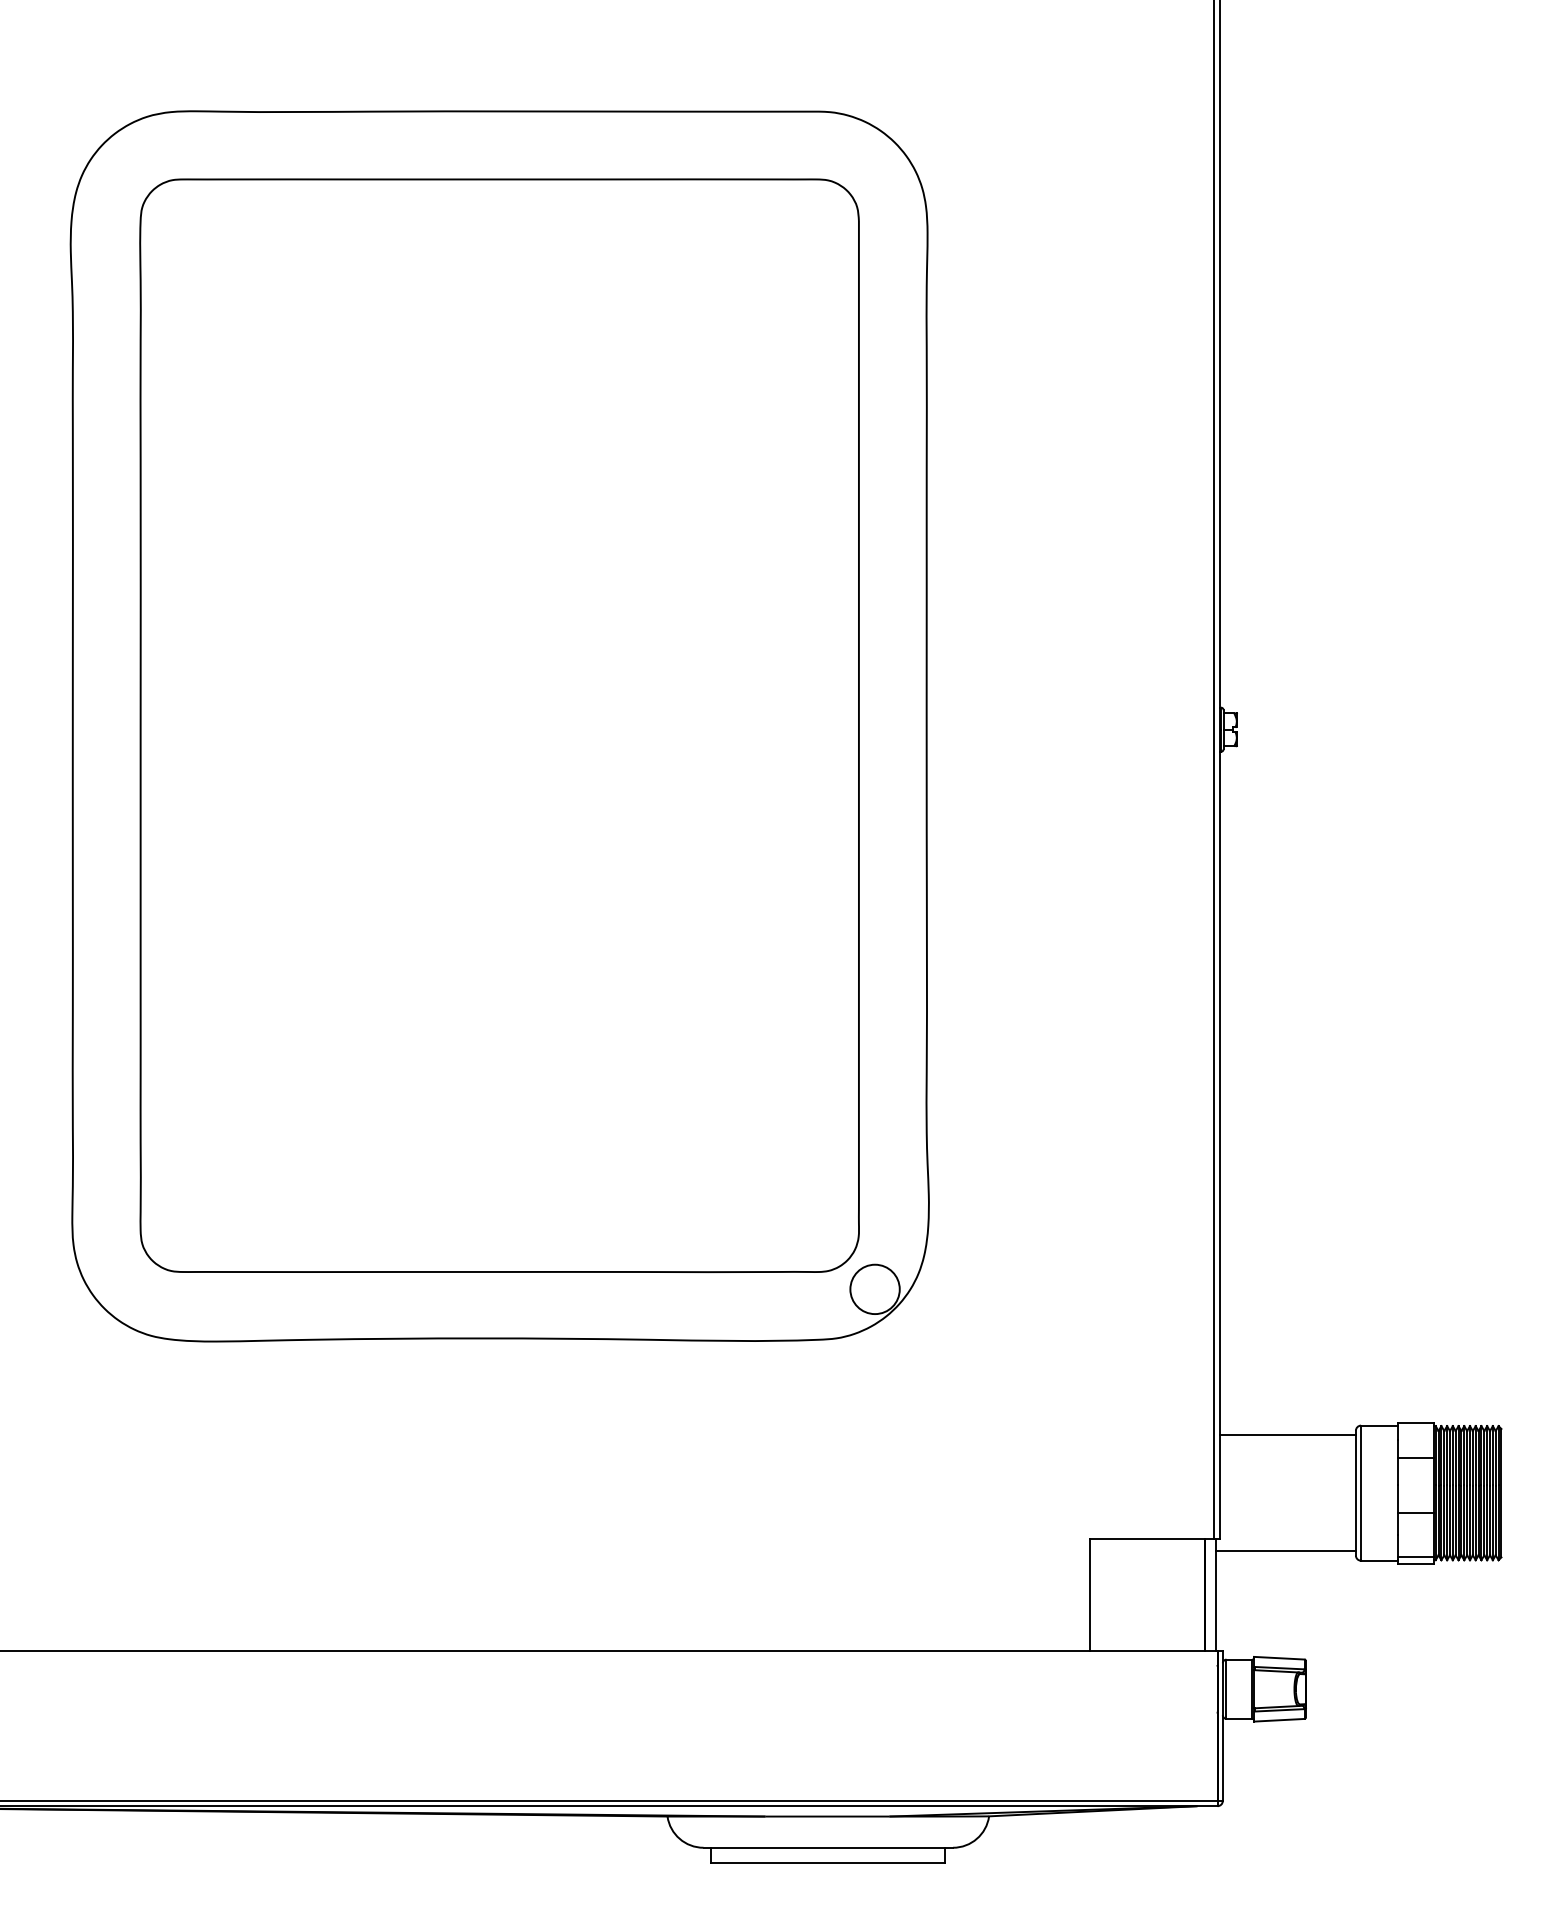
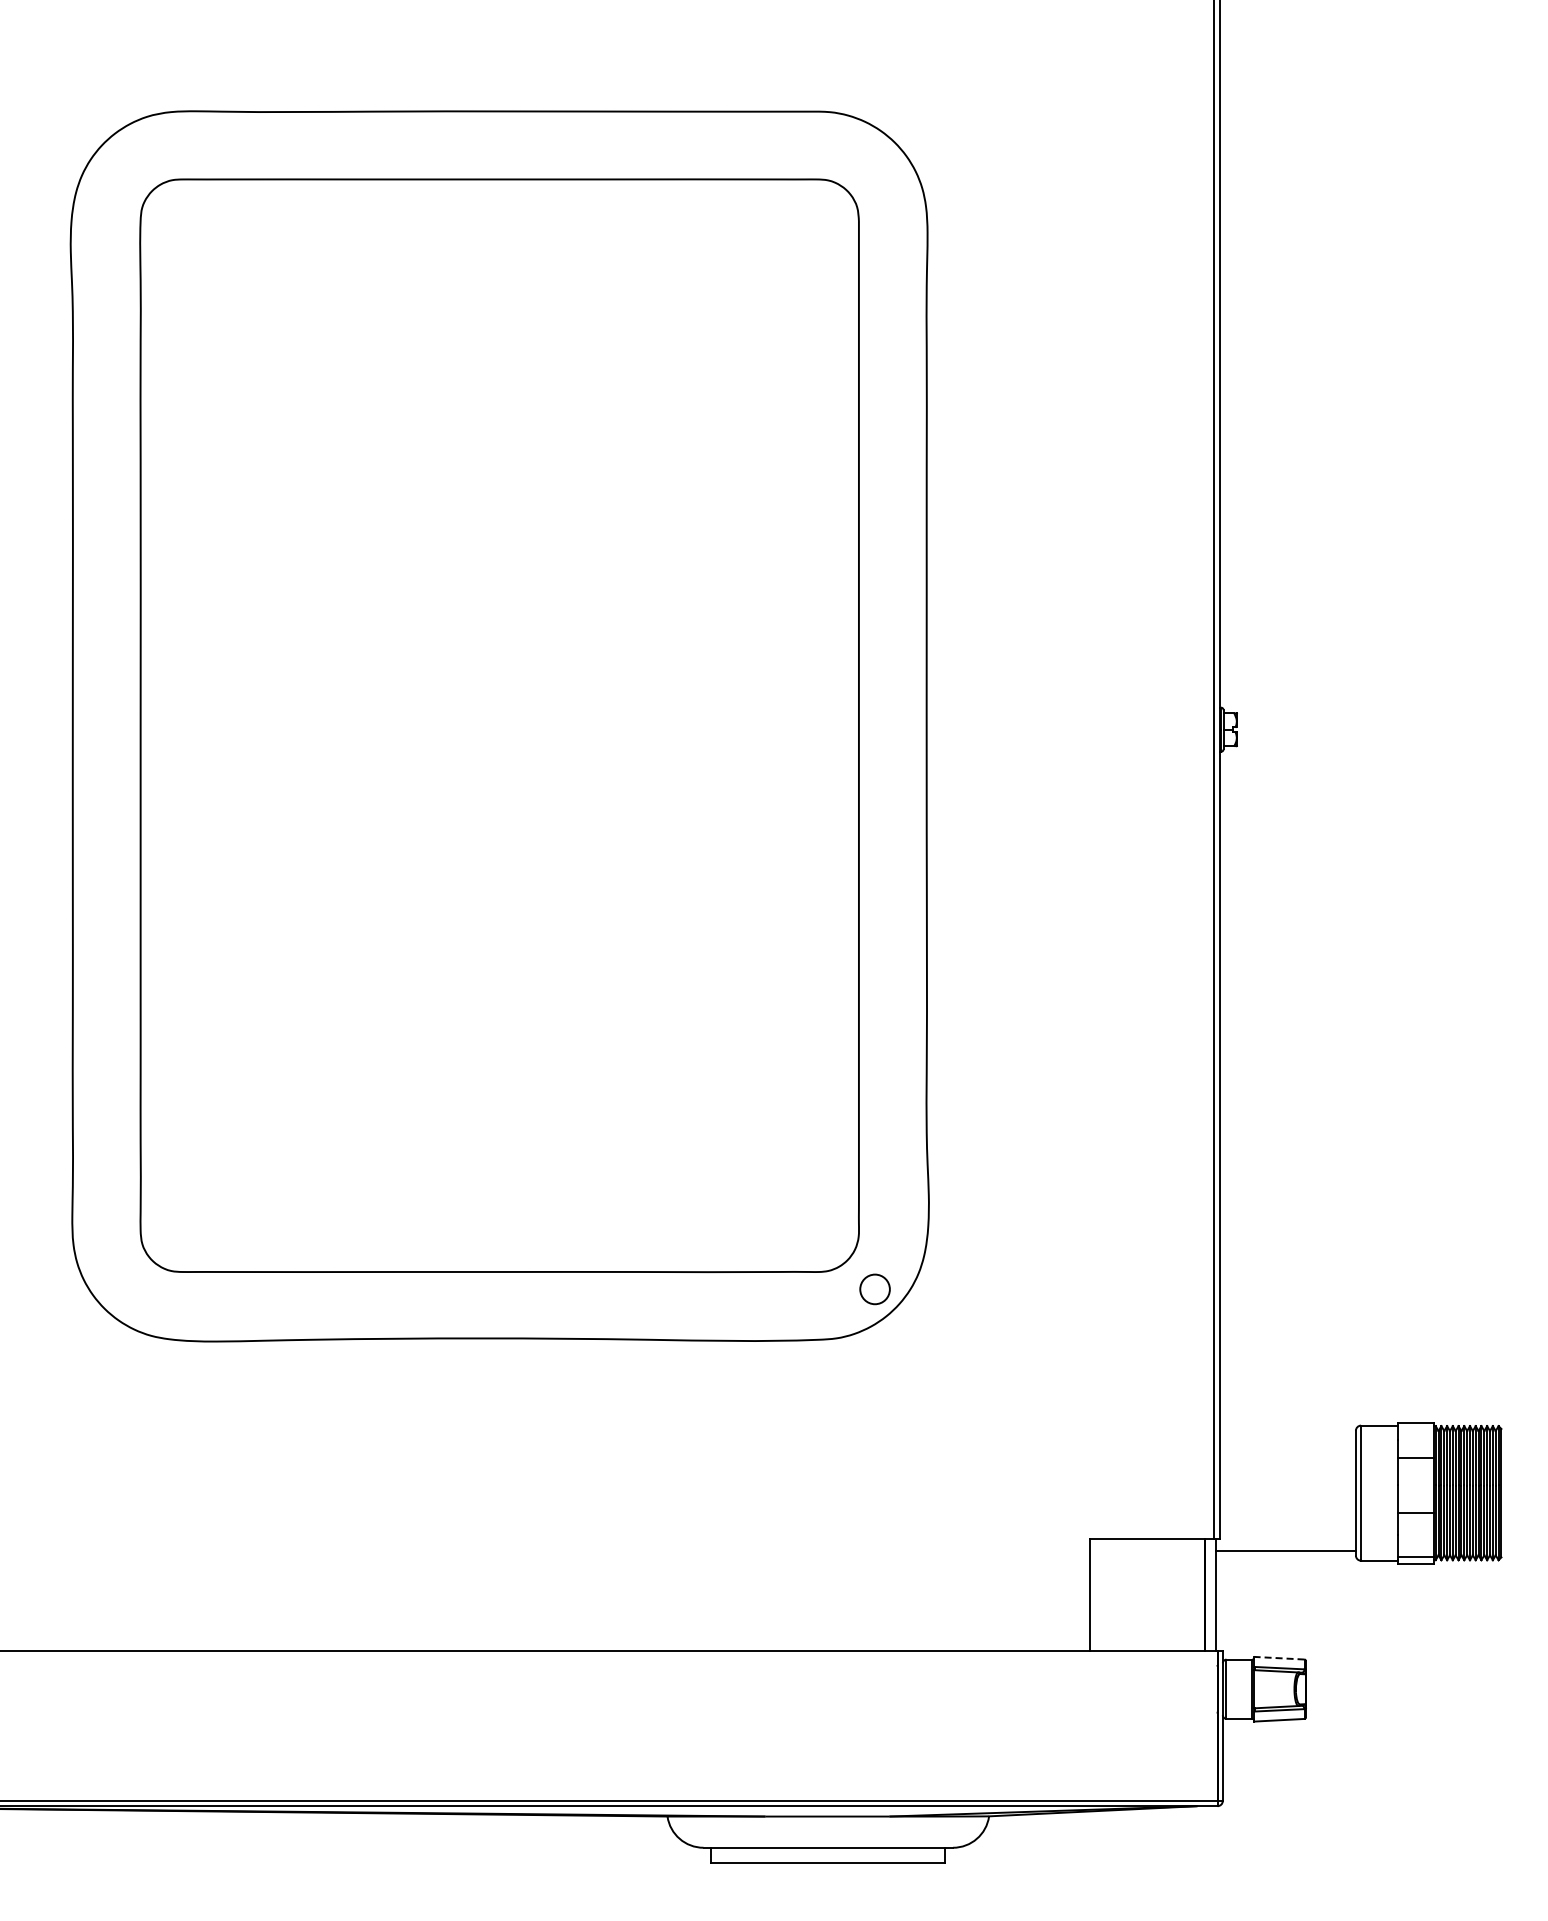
circle diameter: 49 px -> 30 px (874, 1289)
line: present -> none (1287, 1435)
line: solid -> dashed (1278, 1658)
